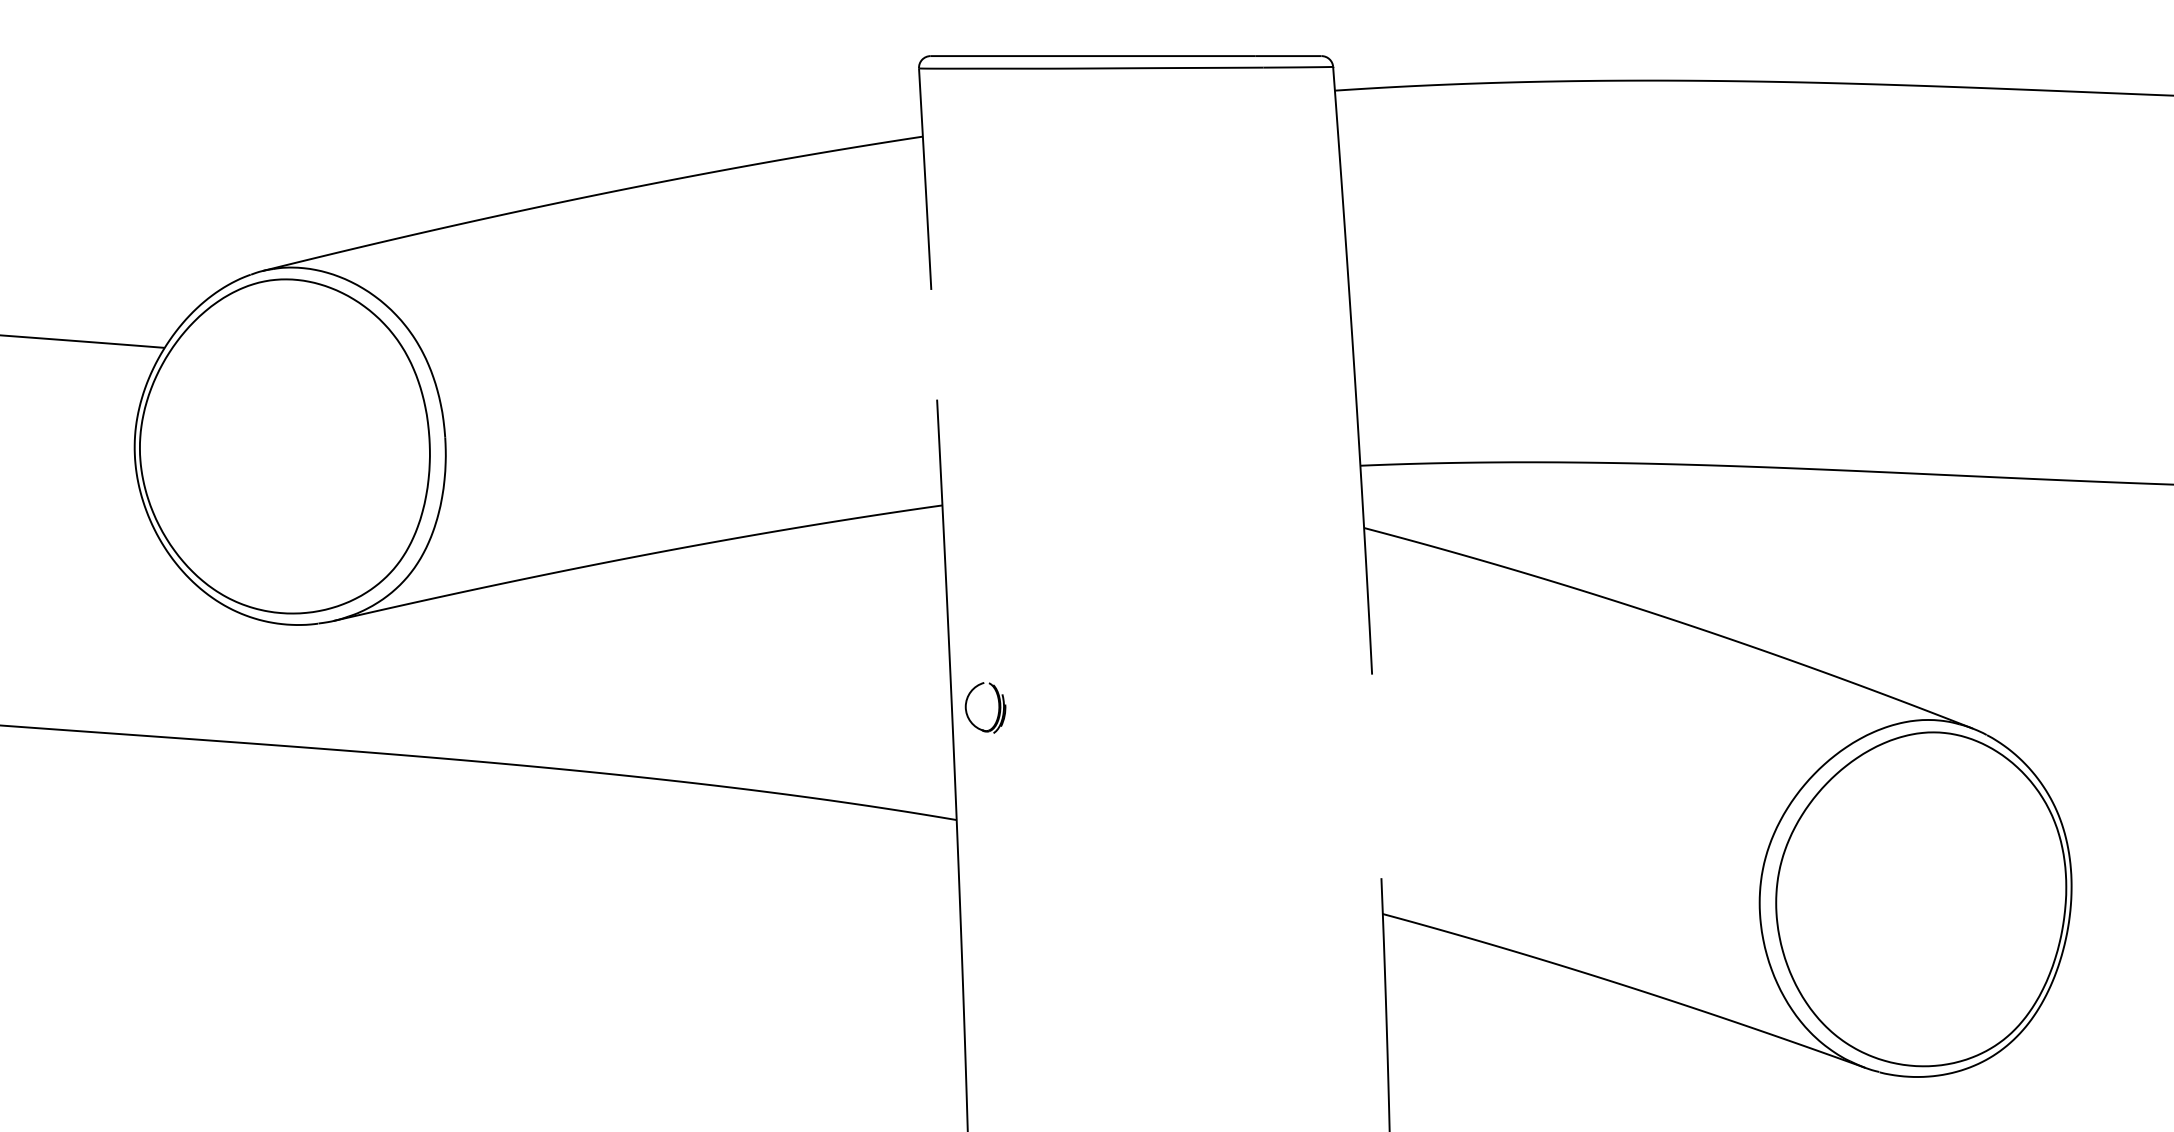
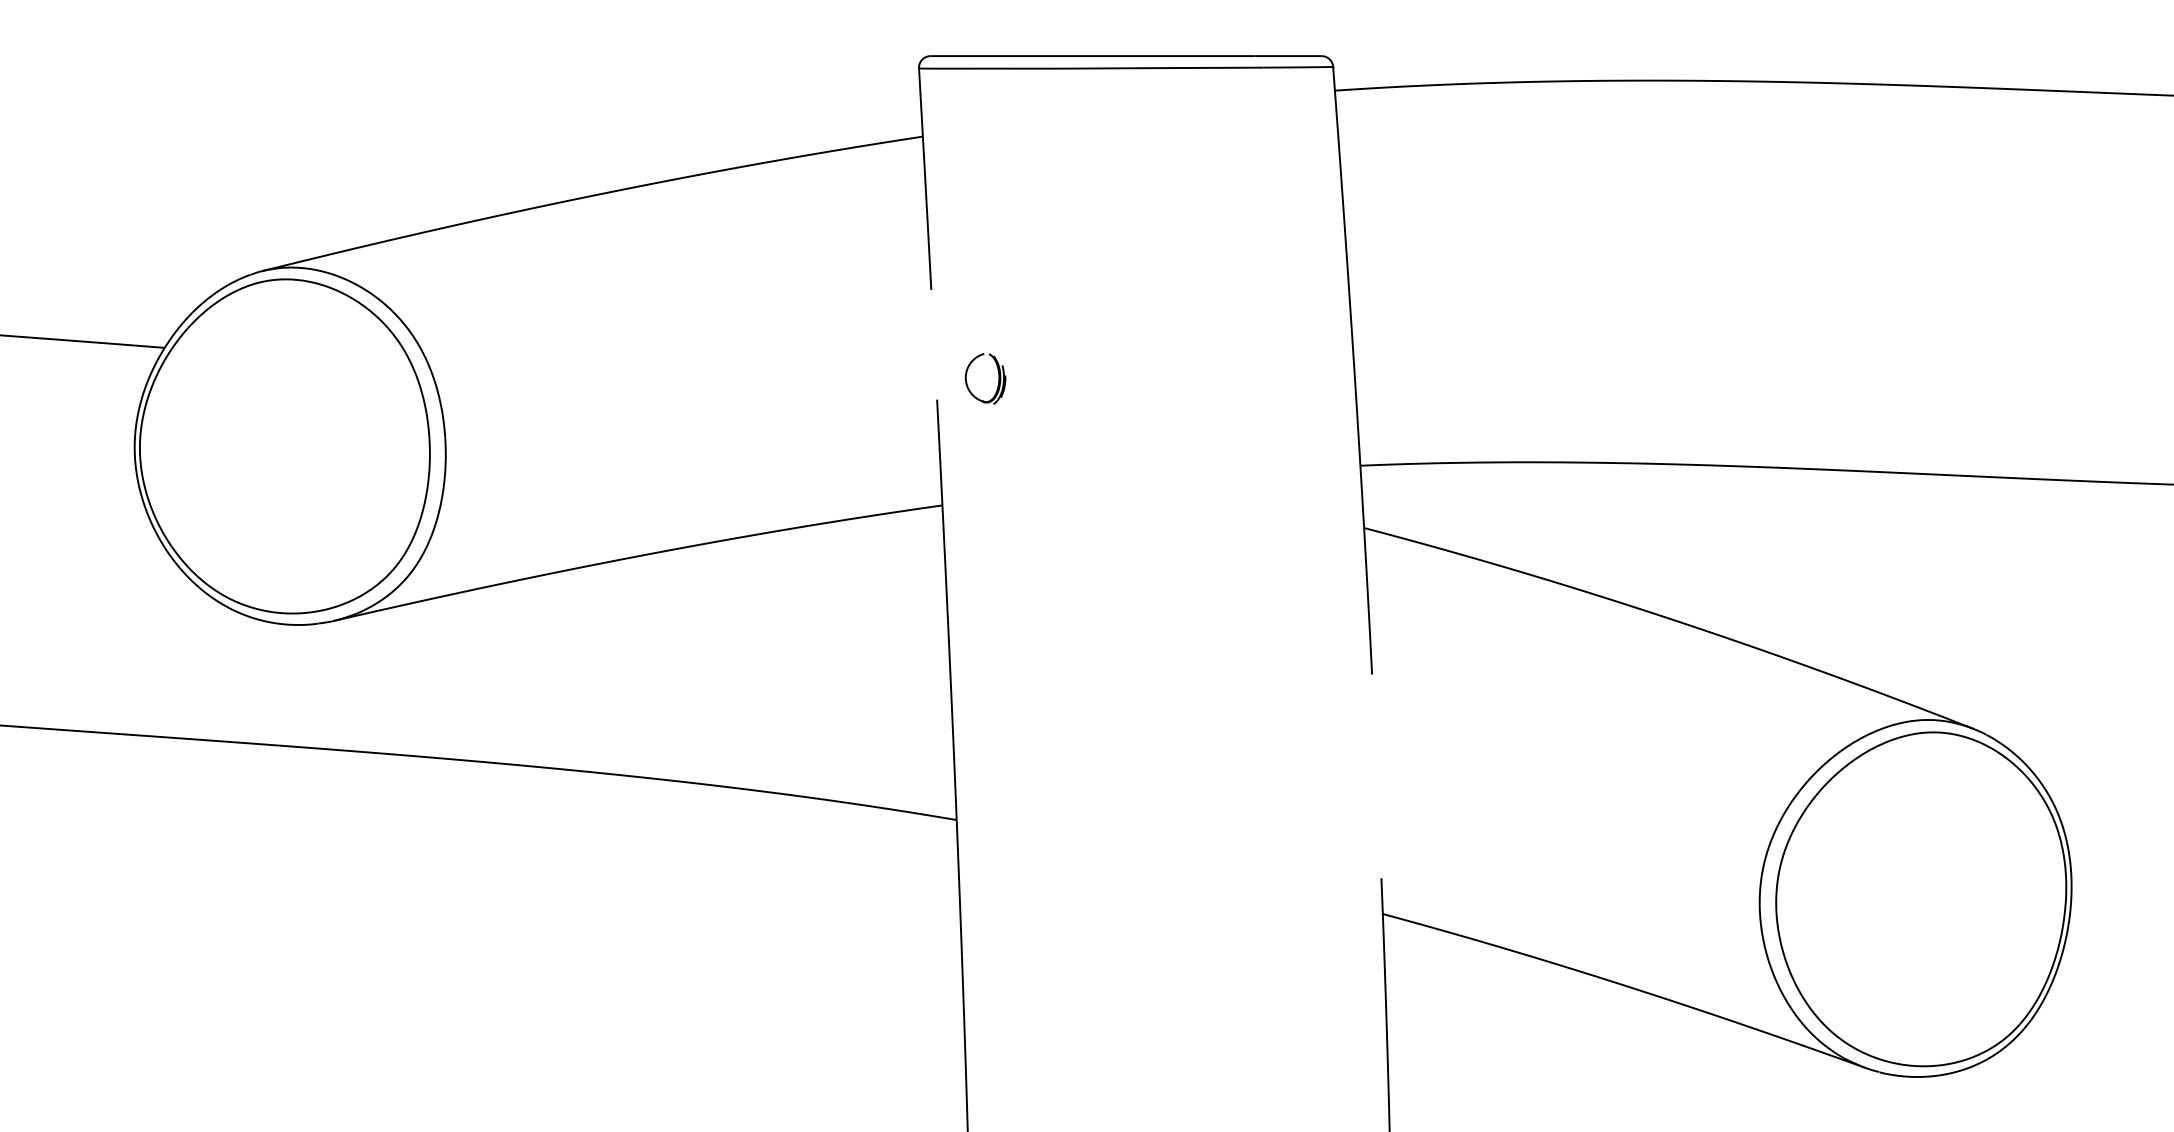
part position: (998, 707) -> (998, 378) (998, 378)
